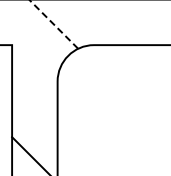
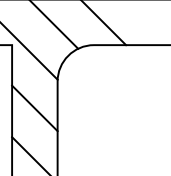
line: none -> present (104, 23)
line: dashed -> solid (53, 24)
line: none -> present (29, 51)
line: none -> present (34, 108)
